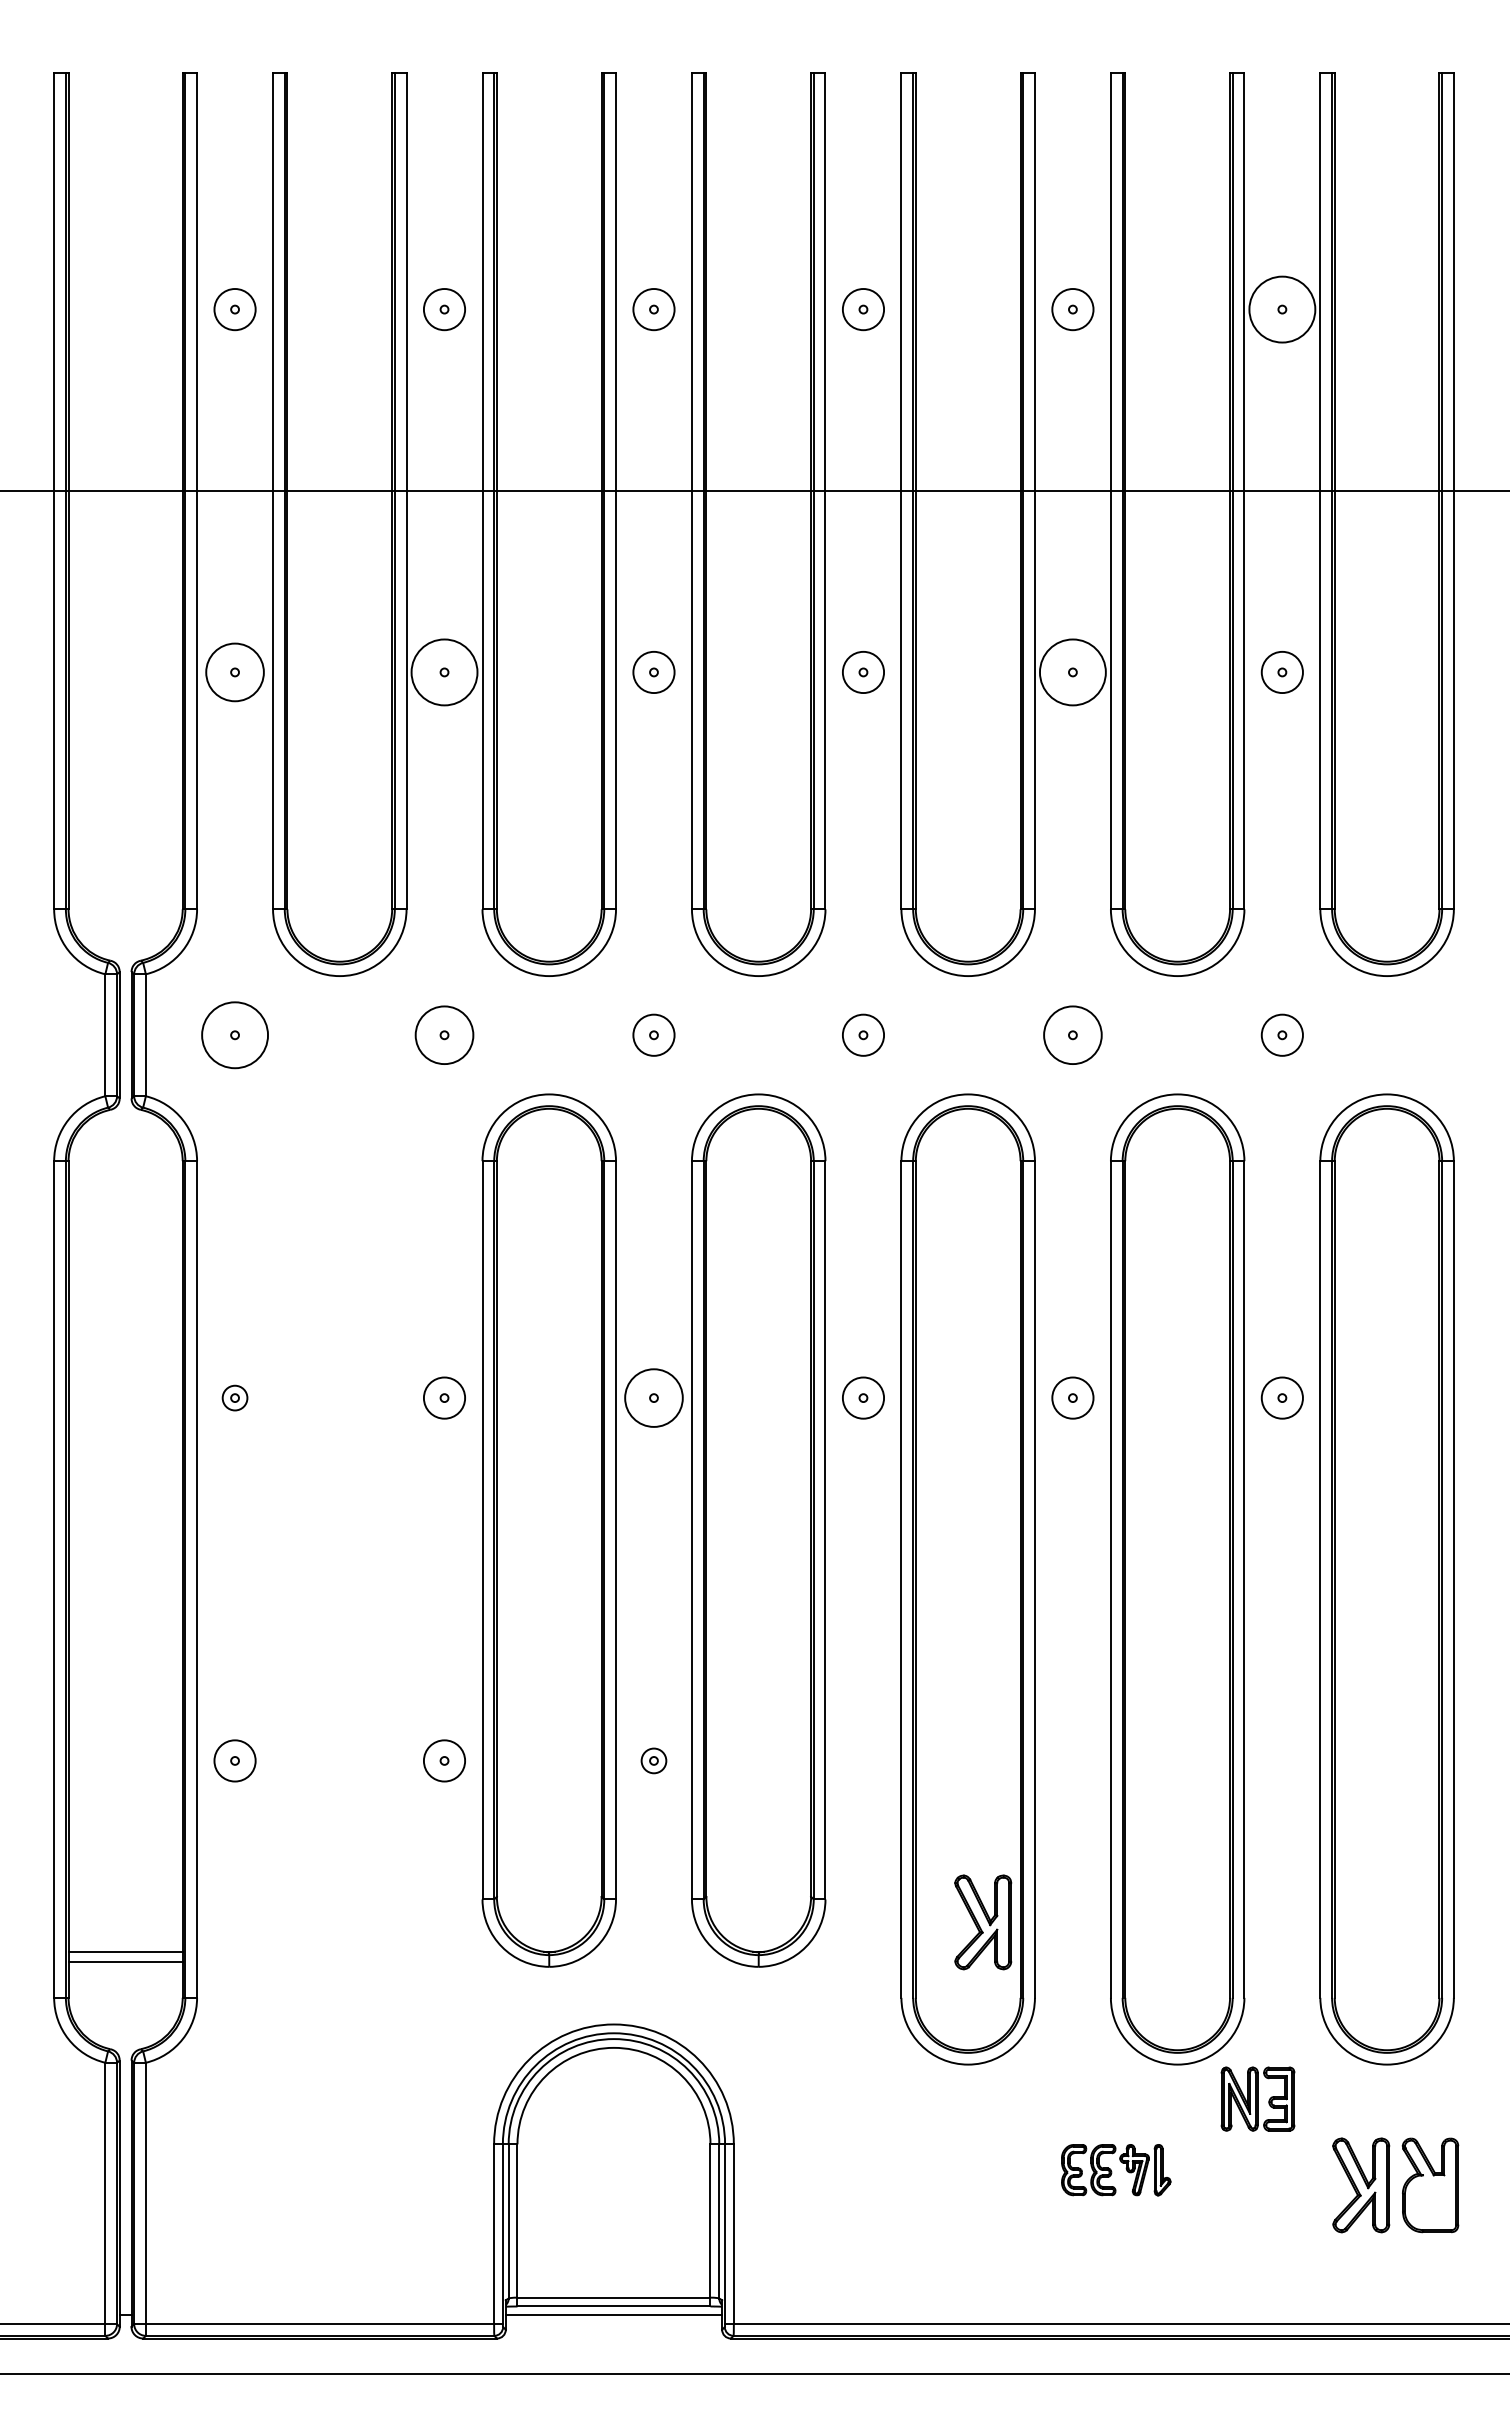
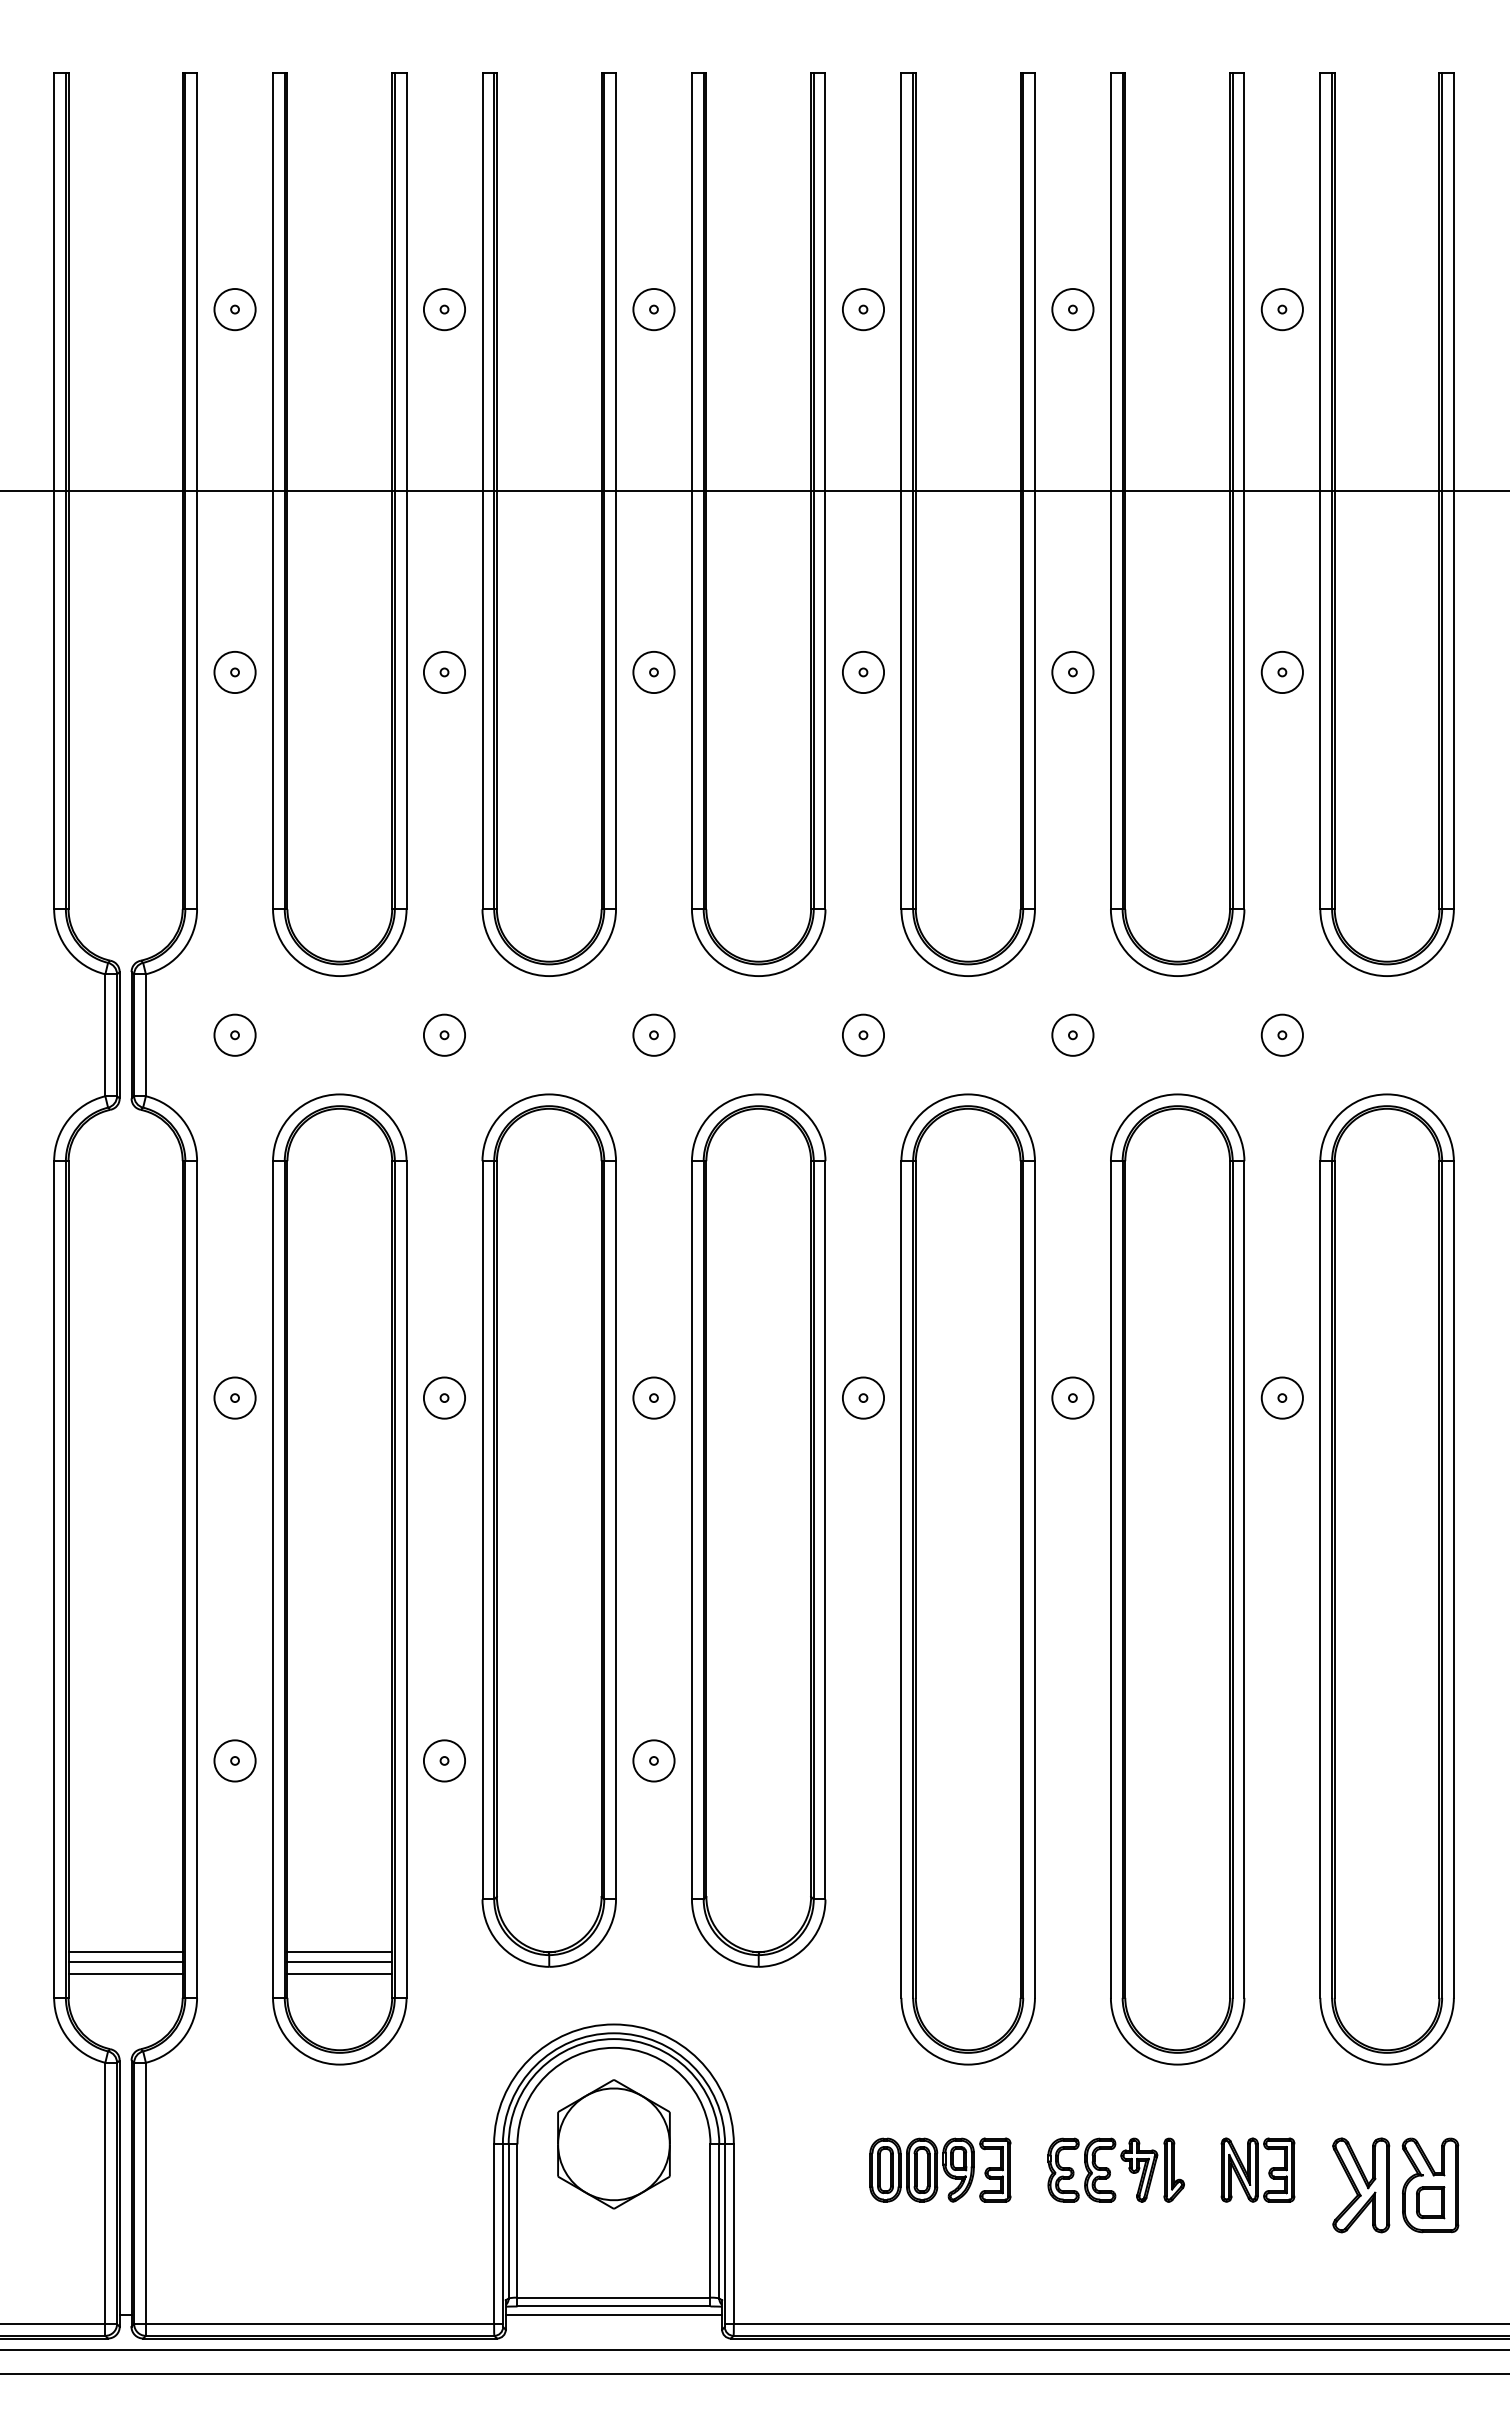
circle diameter: 66 px -> 41 px (1281, 309)
circle diameter: 58 px -> 41 px (234, 672)
circle diameter: 66 px -> 41 px (444, 672)
circle diameter: 66 px -> 41 px (1072, 672)
circle diameter: 66 px -> 41 px (234, 1034)
circle diameter: 58 px -> 41 px (444, 1034)
circle diameter: 58 px -> 41 px (1072, 1034)
circle diameter: 25 px -> 41 px (234, 1397)
circle diameter: 58 px -> 41 px (653, 1397)
part: none -> present (339, 1579)
circle diameter: 25 px -> 41 px (653, 1760)
part: present -> none (983, 1922)
line: none -> present (125, 1973)
part position: (1257, 2098) -> (1257, 2169) (1257, 2169)
part: none -> present (613, 2144)
part: none -> present (940, 2169)
part size: 111x53 px -> 138x66 px (1115, 2169)
part: none -> present (1430, 2202)
line: none -> present (754, 2350)
